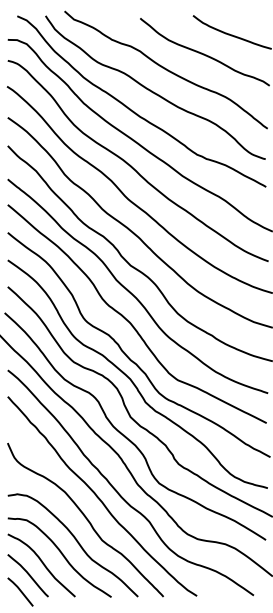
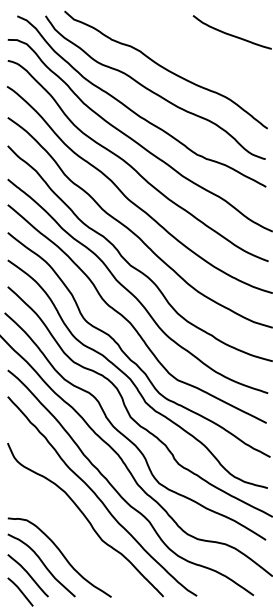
curve: present -> none (204, 53)
curve: present -> none (77, 543)
